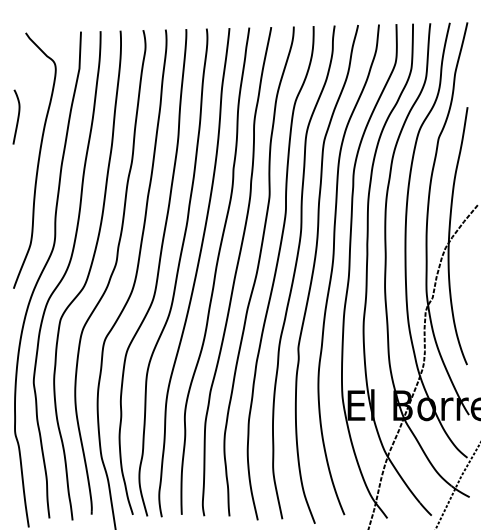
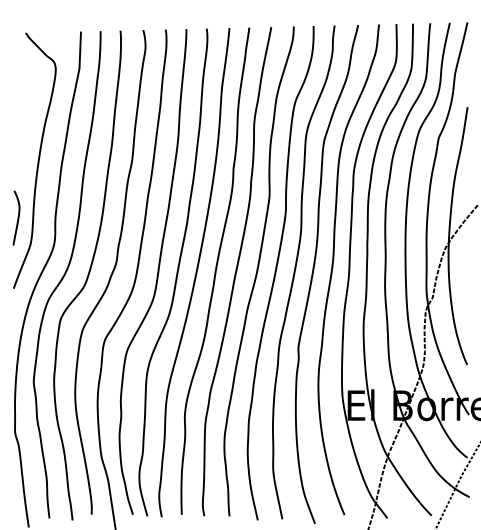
curve position: (17, 116) -> (17, 217) (17, 217)
